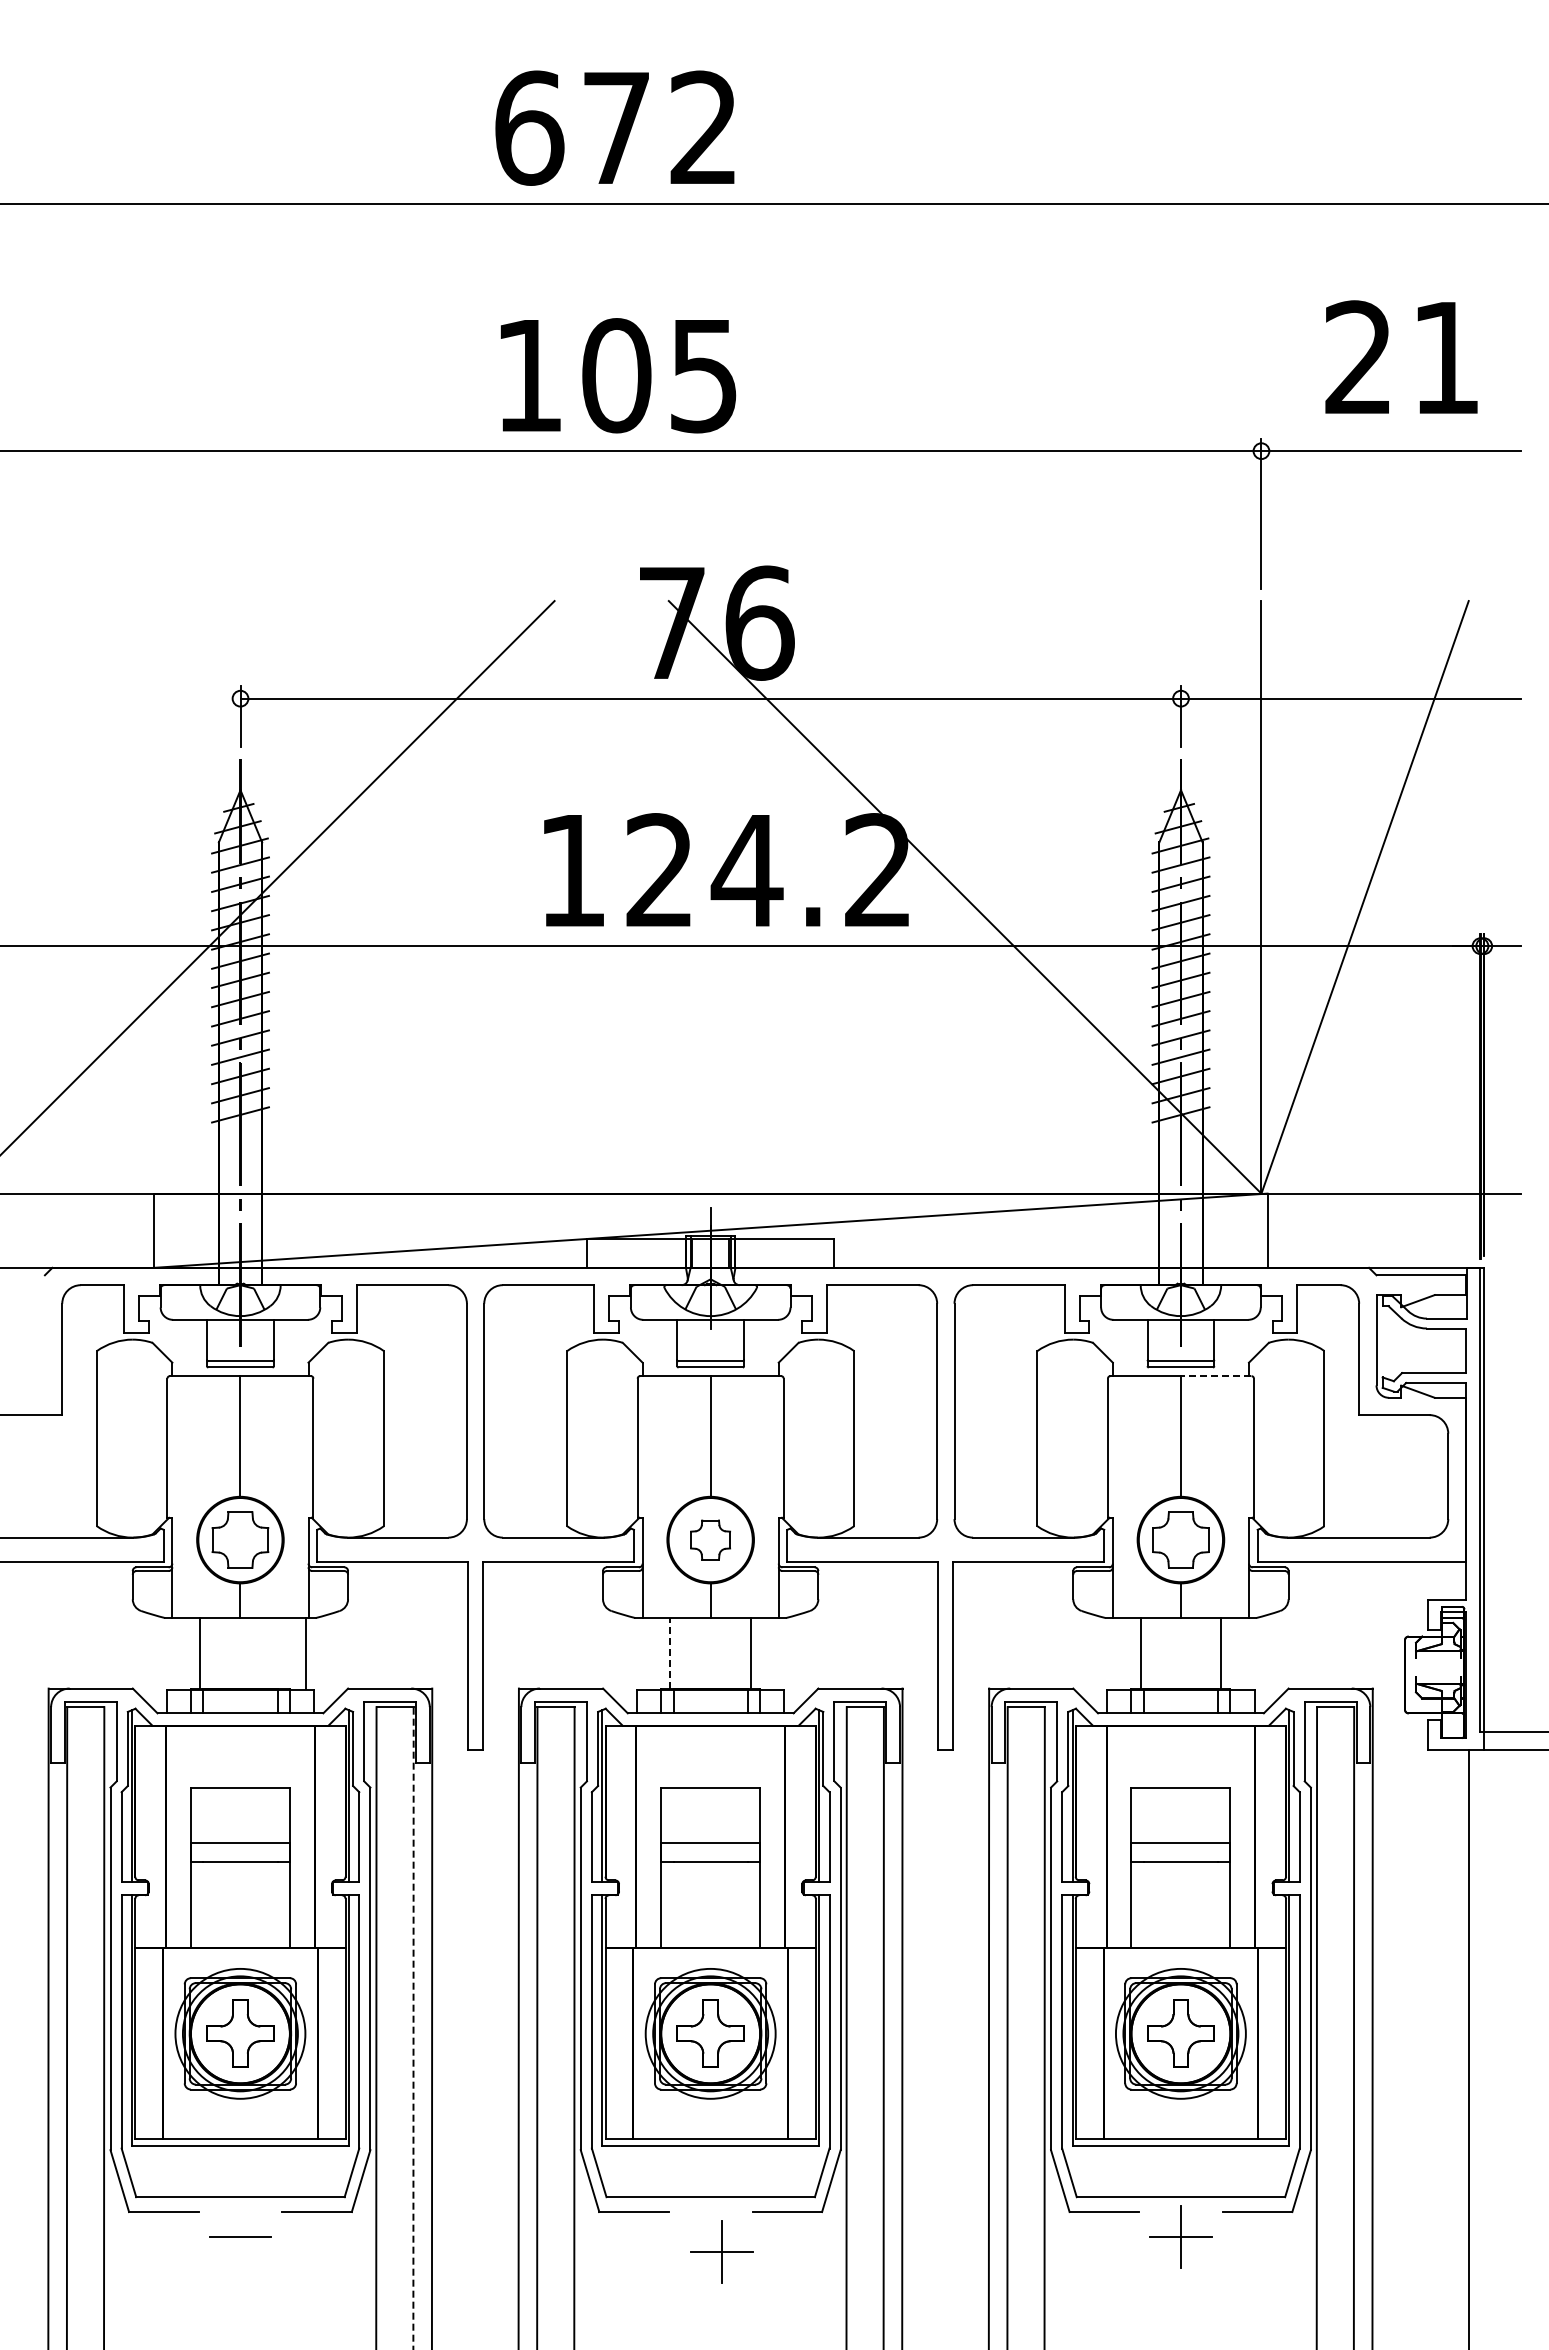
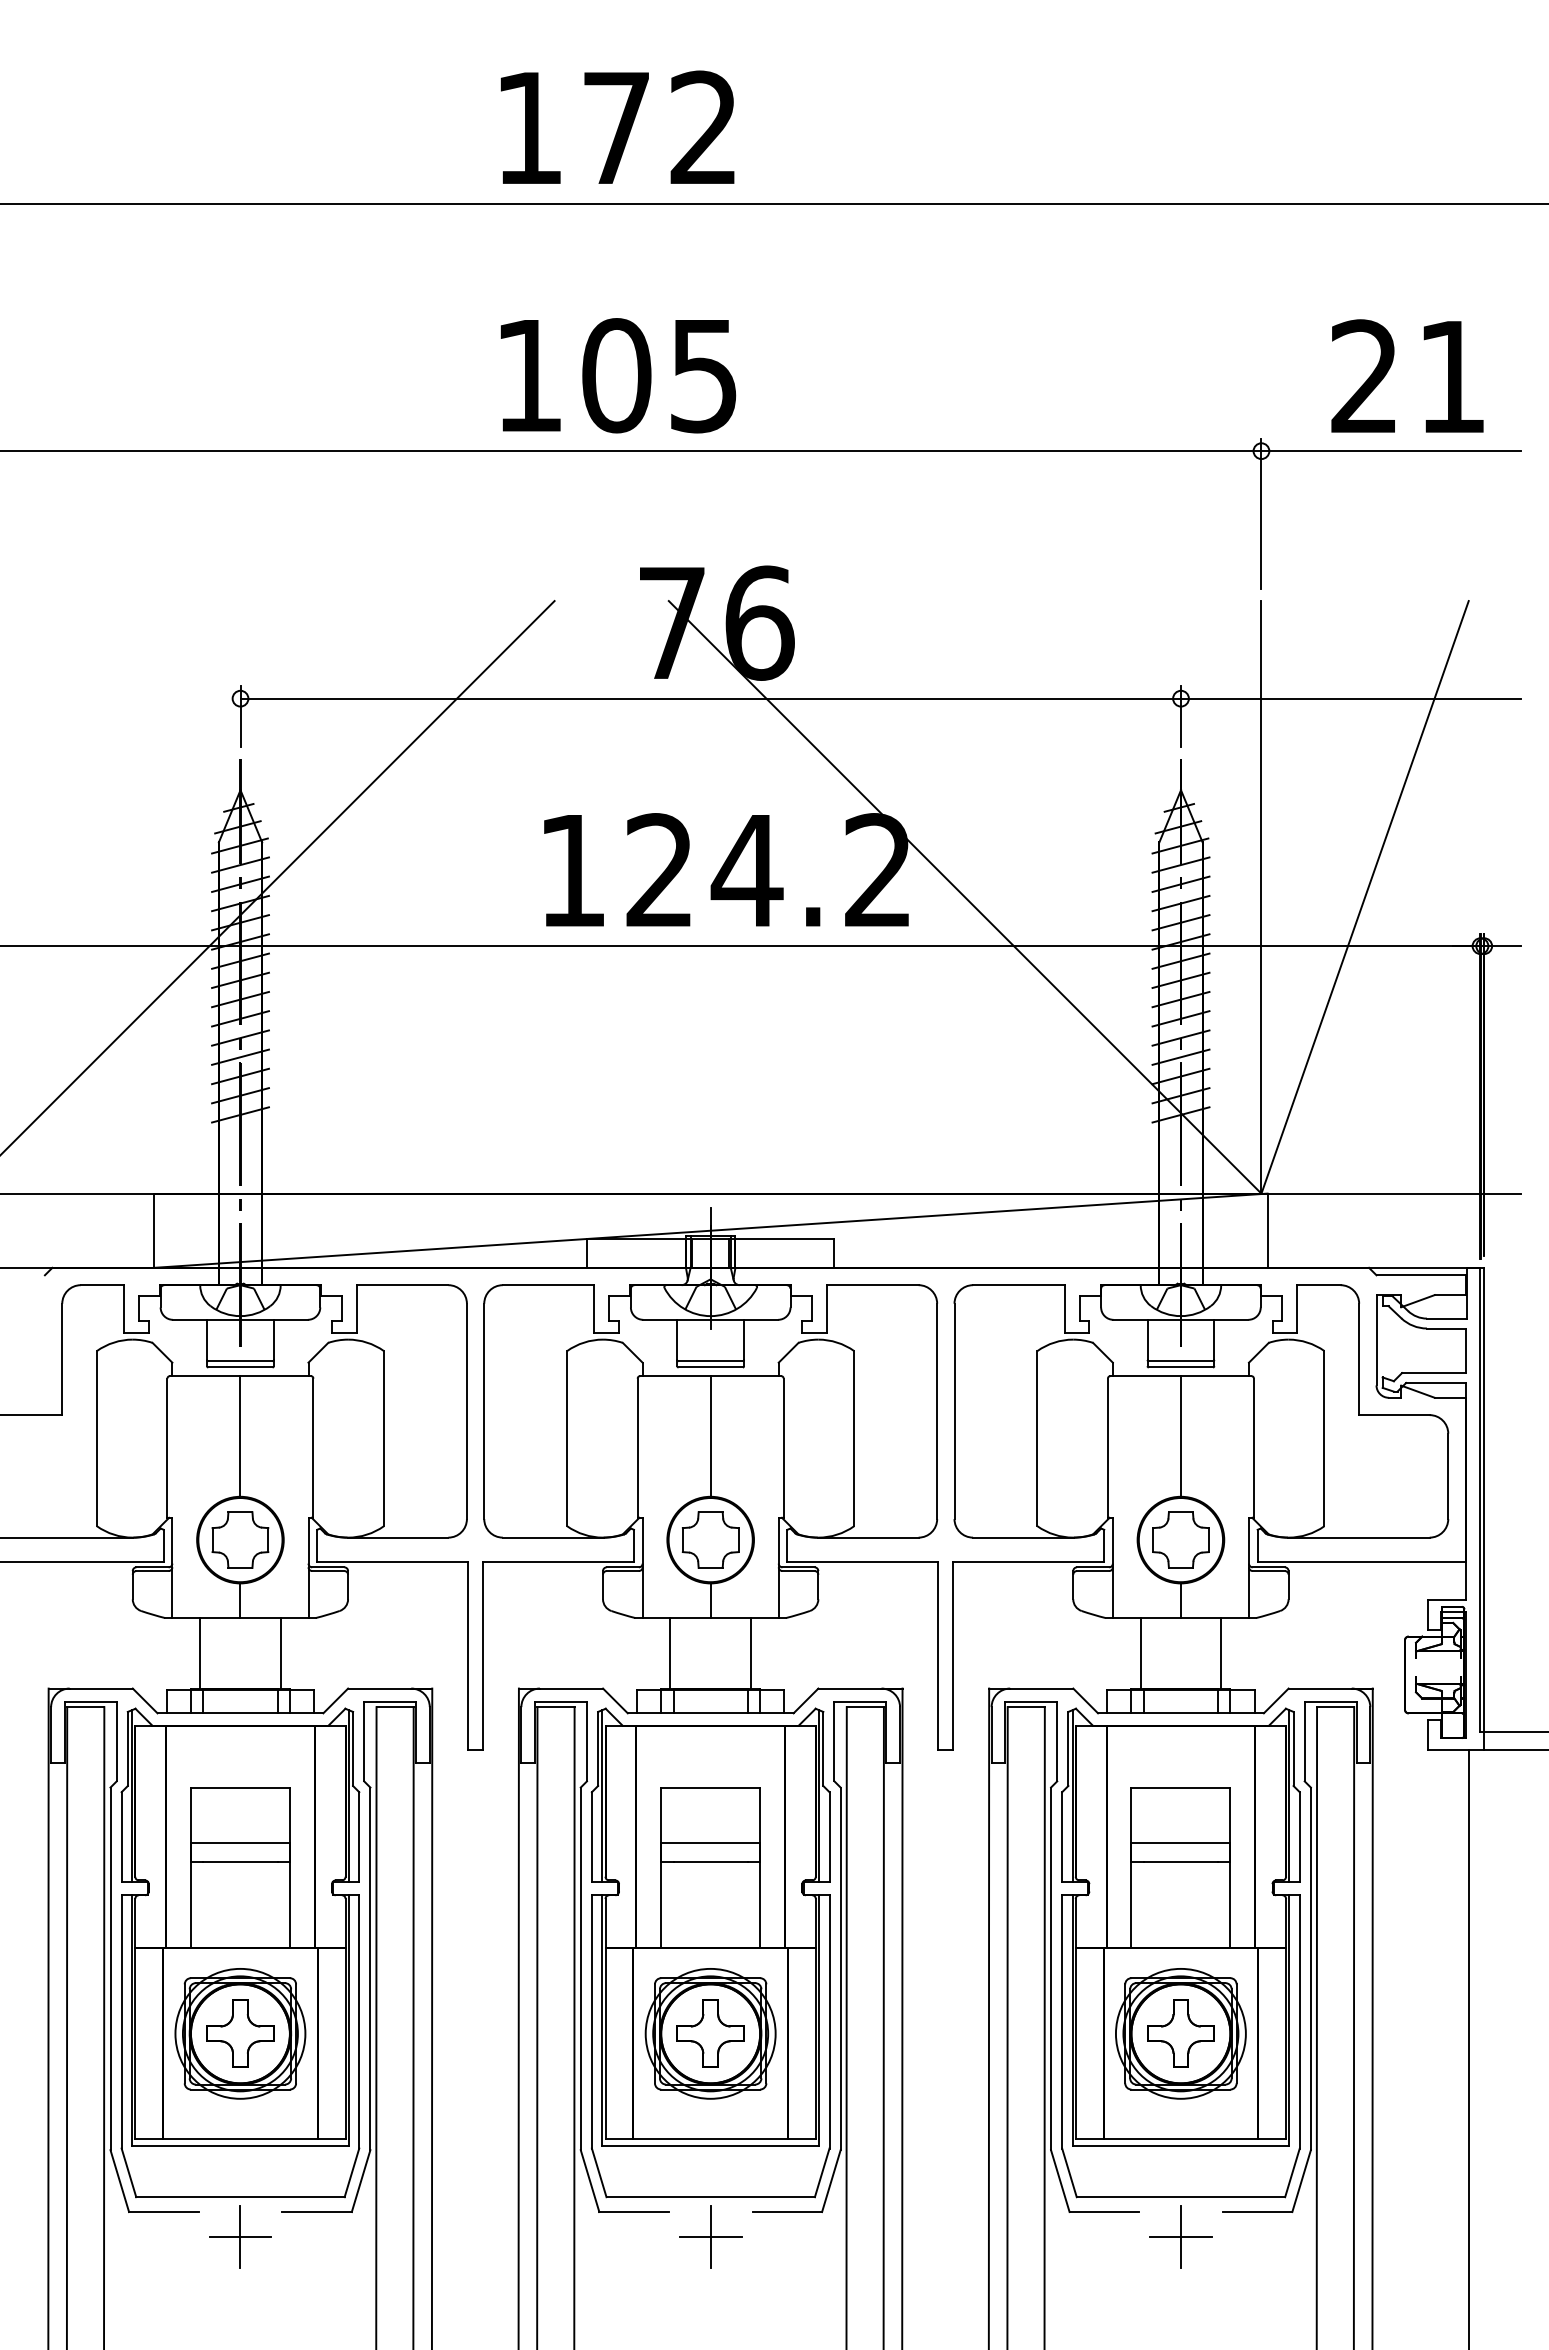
text: 672 -> 172 (529, 127)
text position: (1401, 356) -> (1407, 375) (1407, 375)
line: dashed -> solid (1215, 1376)
part size: 41x42 px -> 59x58 px (710, 1539)
line: dashed -> solid (670, 1652)
line position: (305, 1653) -> (280, 1653) (280, 1653)
line: dashed -> solid (413, 2028)
line: none -> present (240, 2236)
part position: (721, 2251) -> (710, 2236) (710, 2236)
